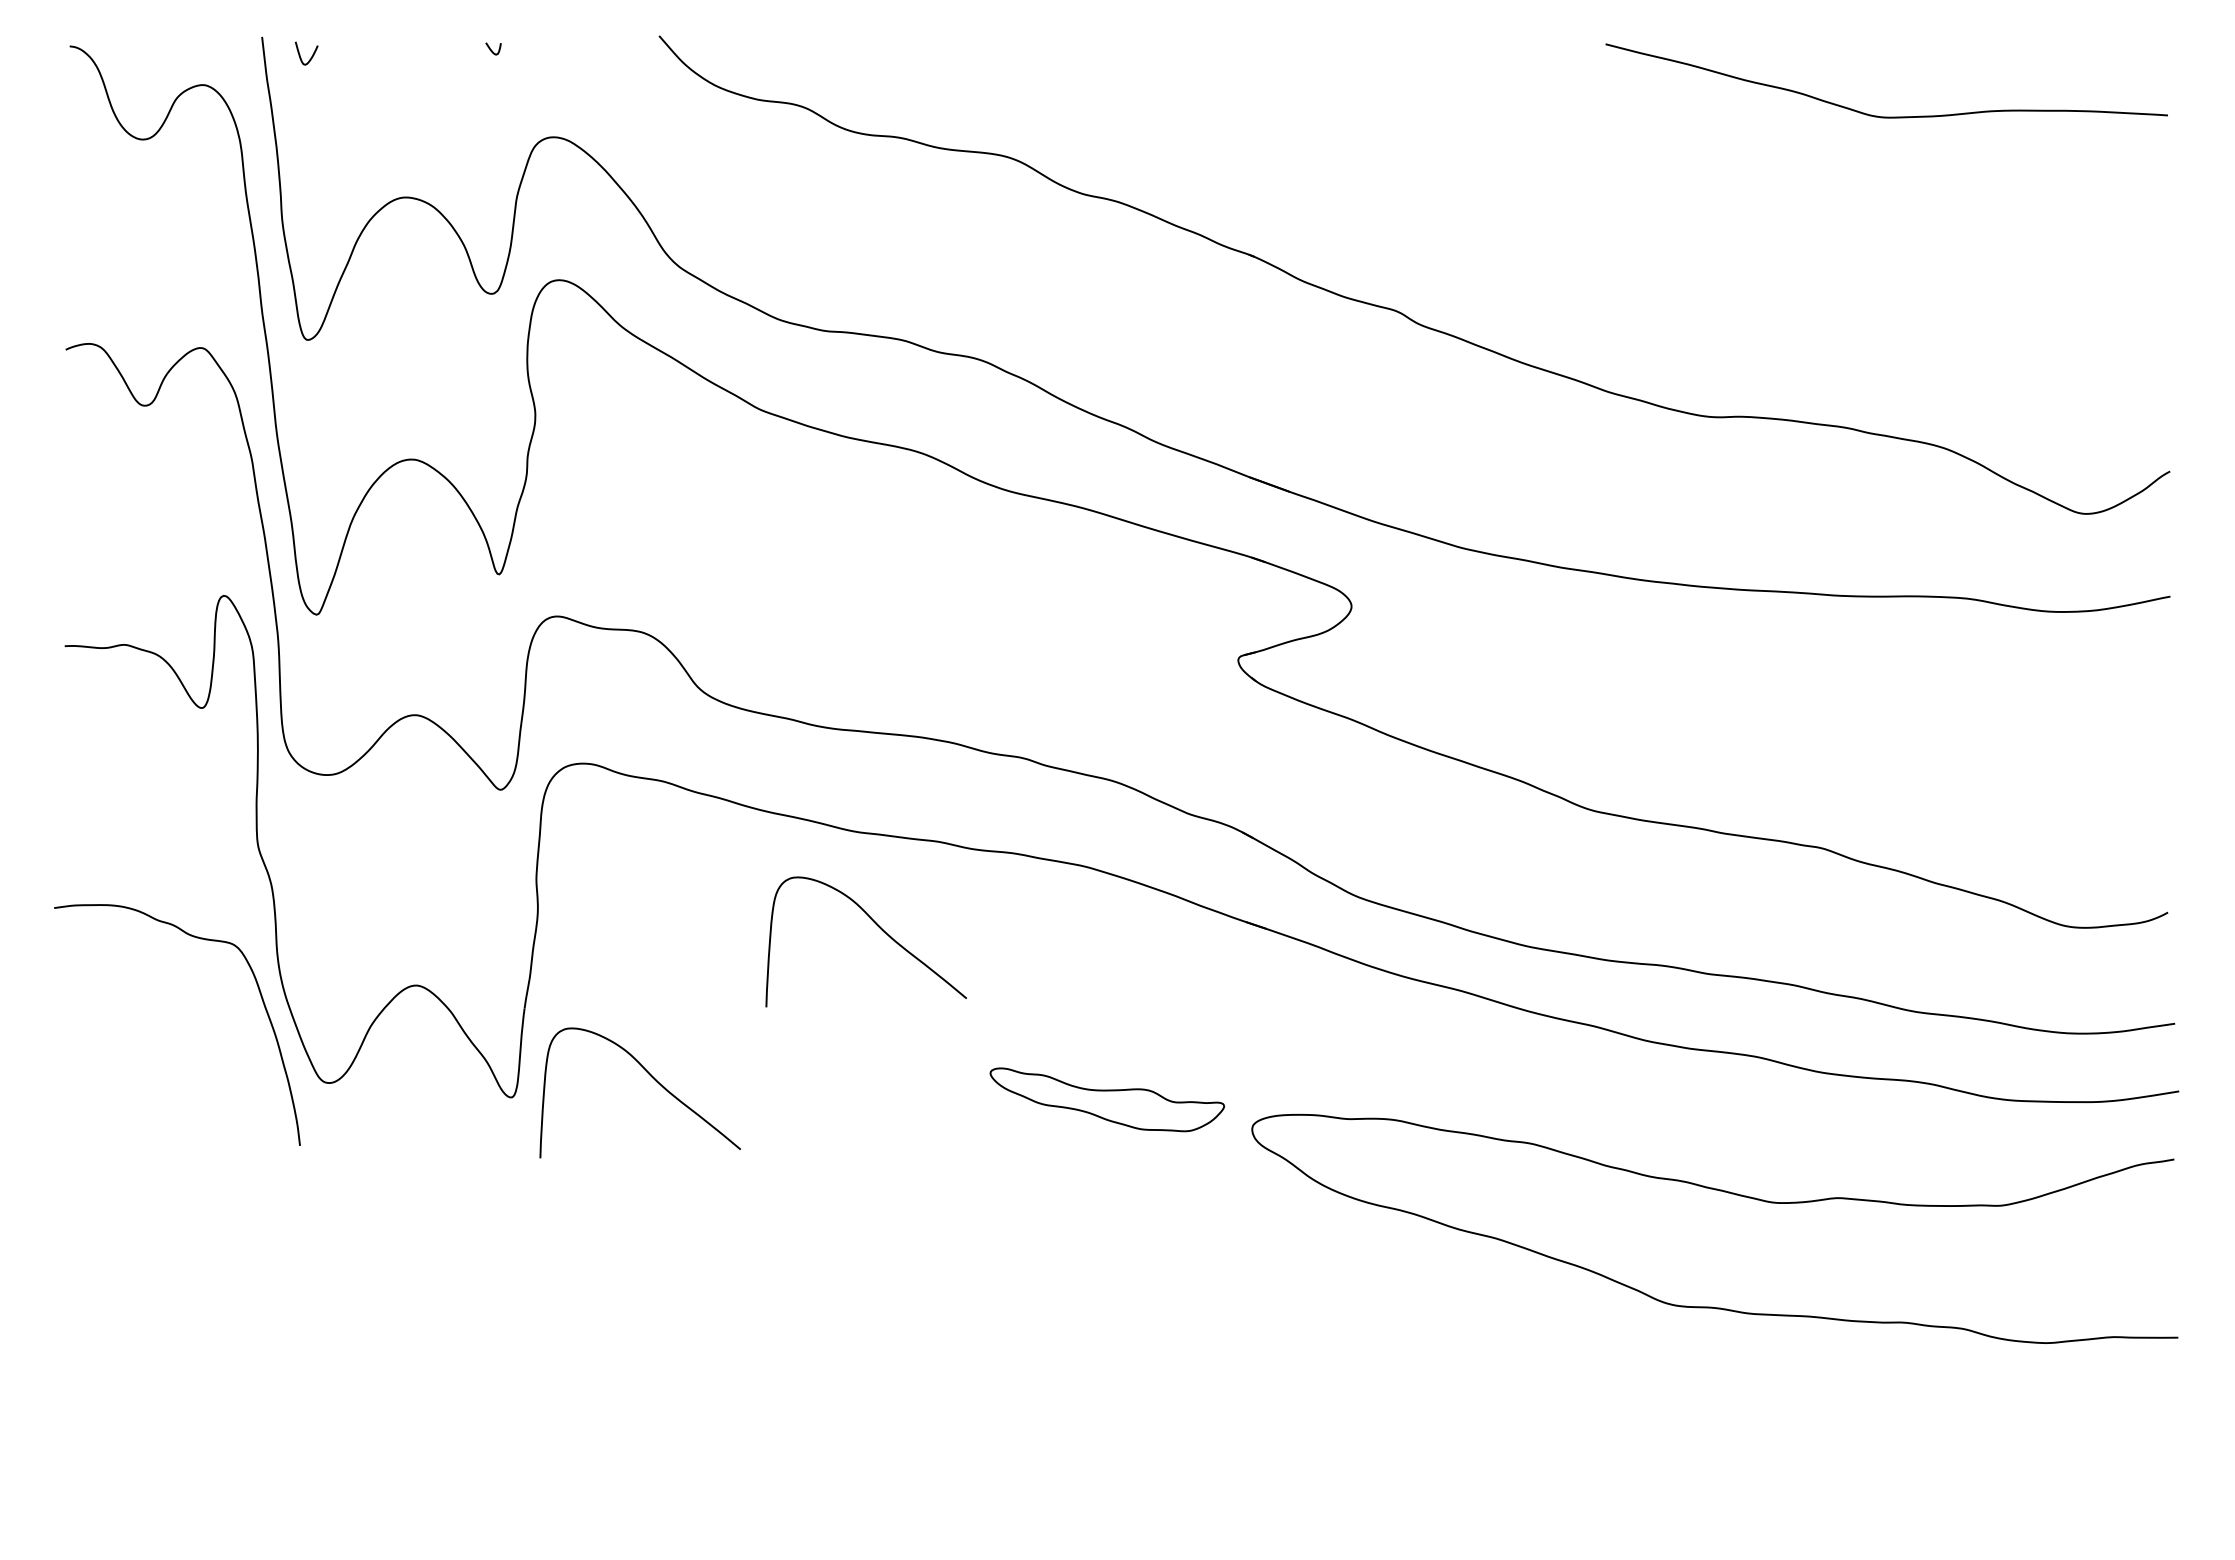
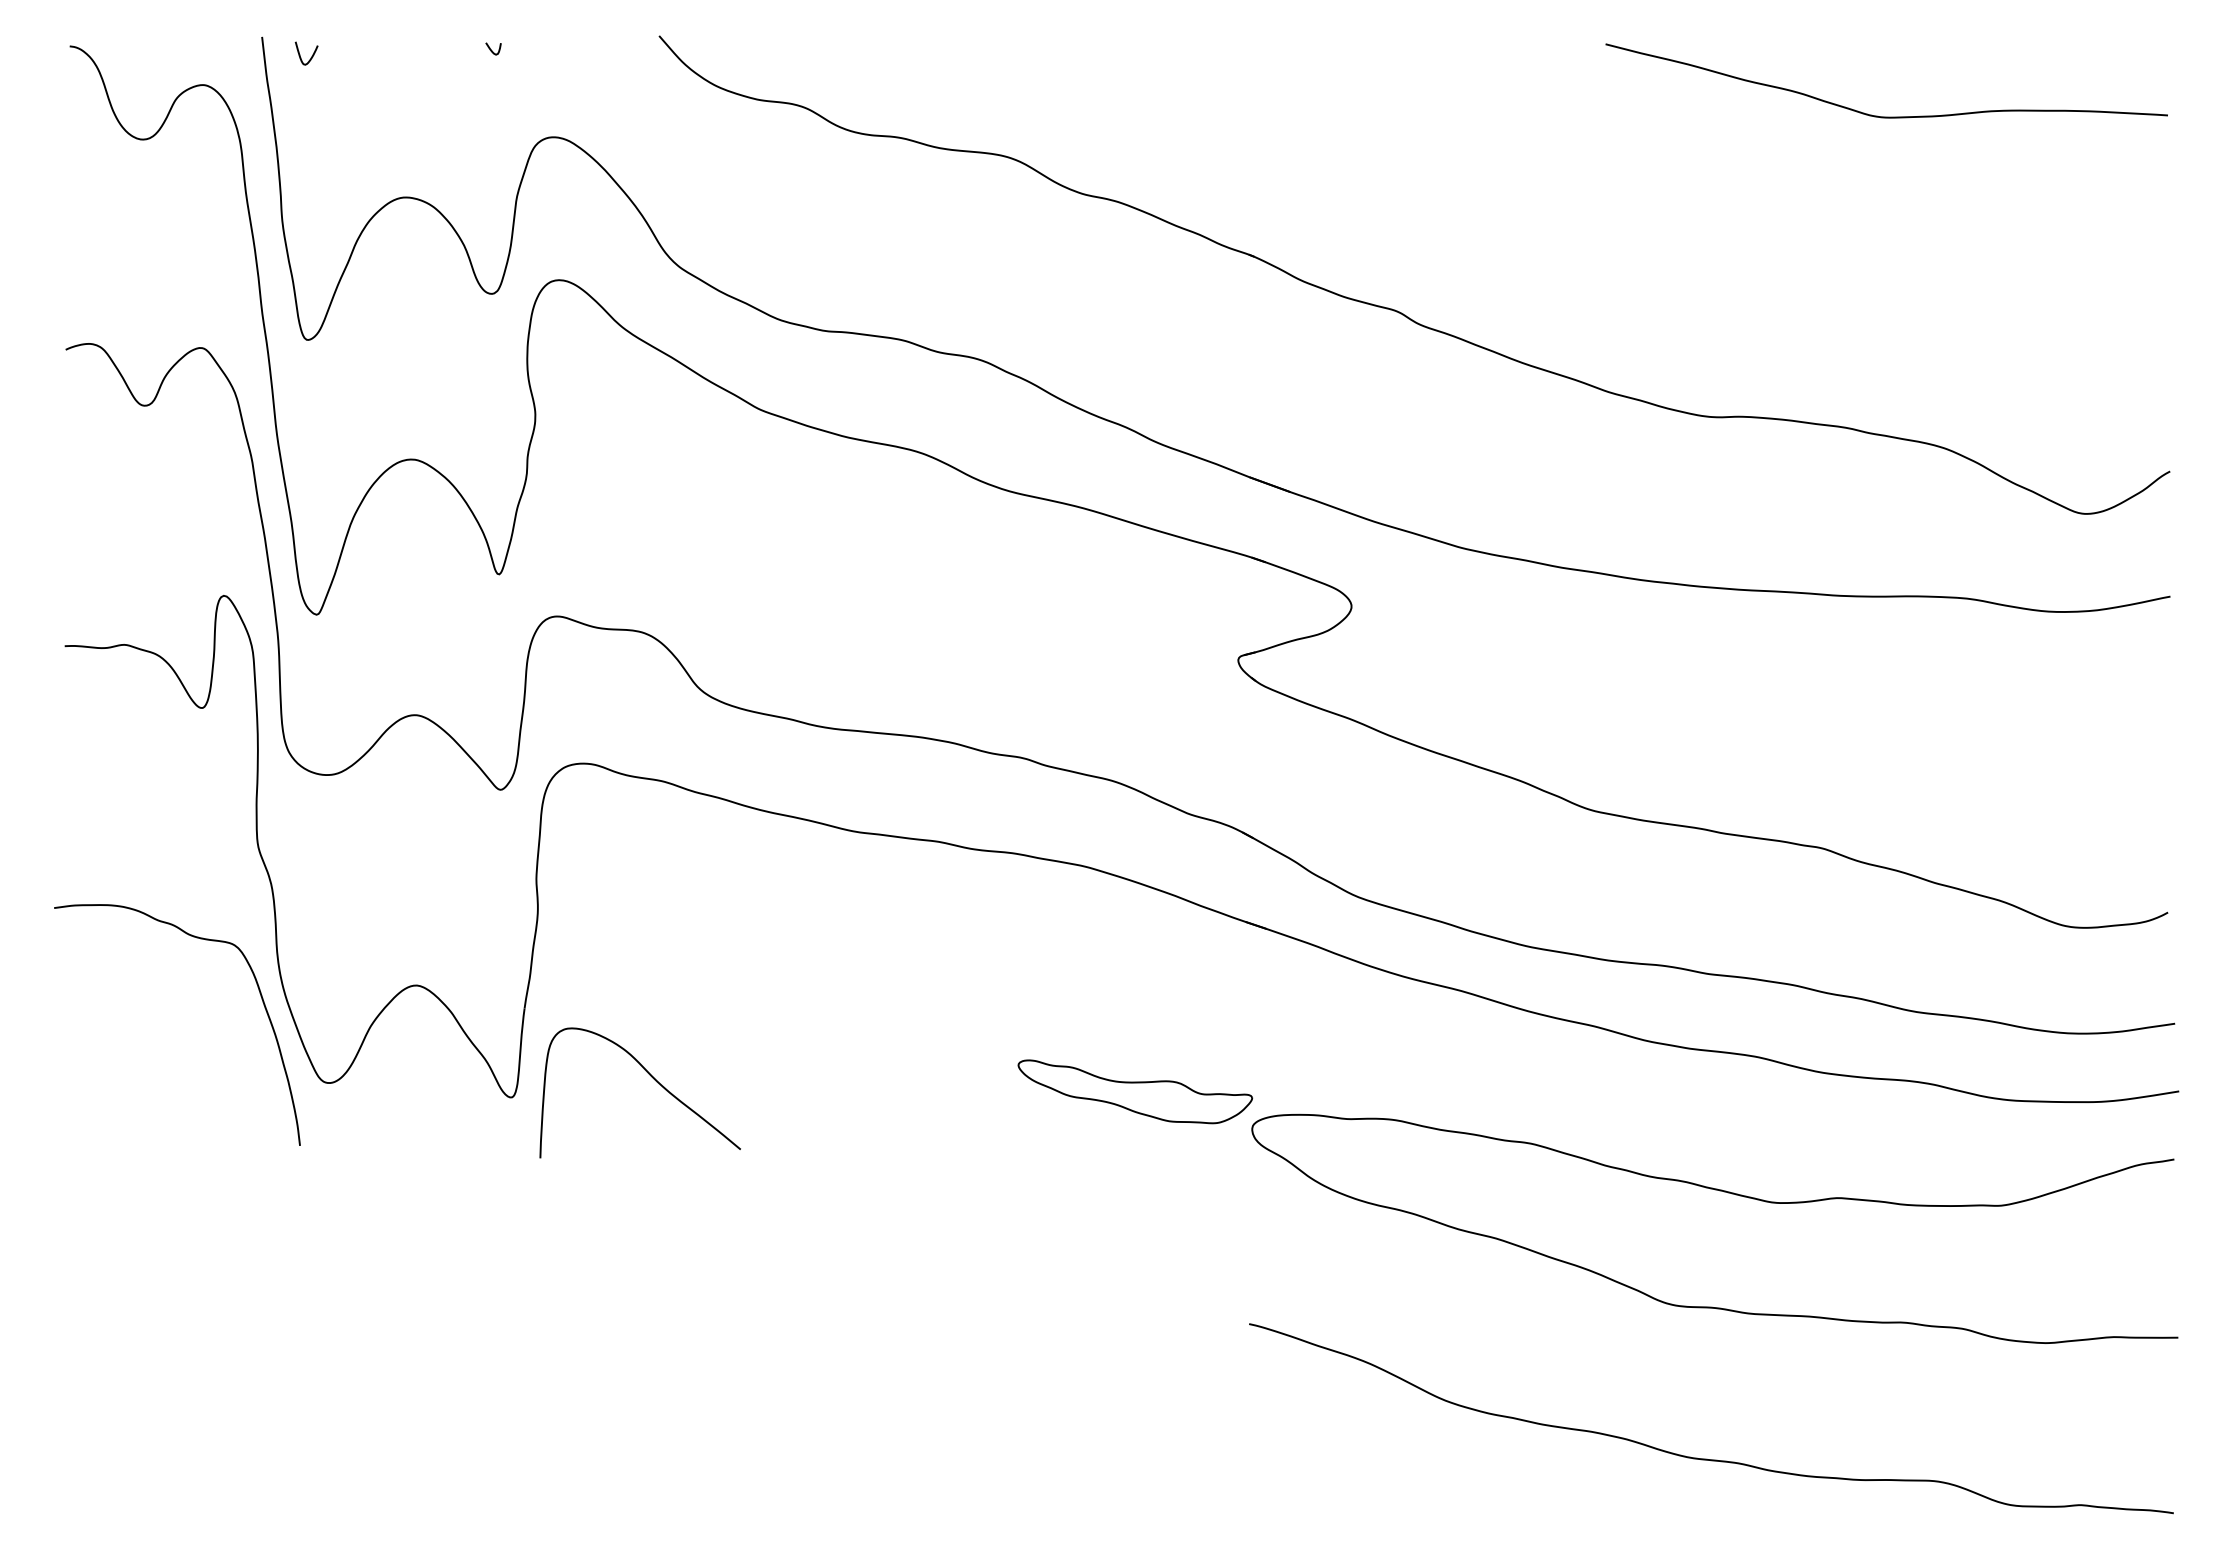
curve: present -> none (878, 927)
part position: (1107, 1099) -> (1135, 1091) (1135, 1091)
curve: none -> present (1707, 1458)
